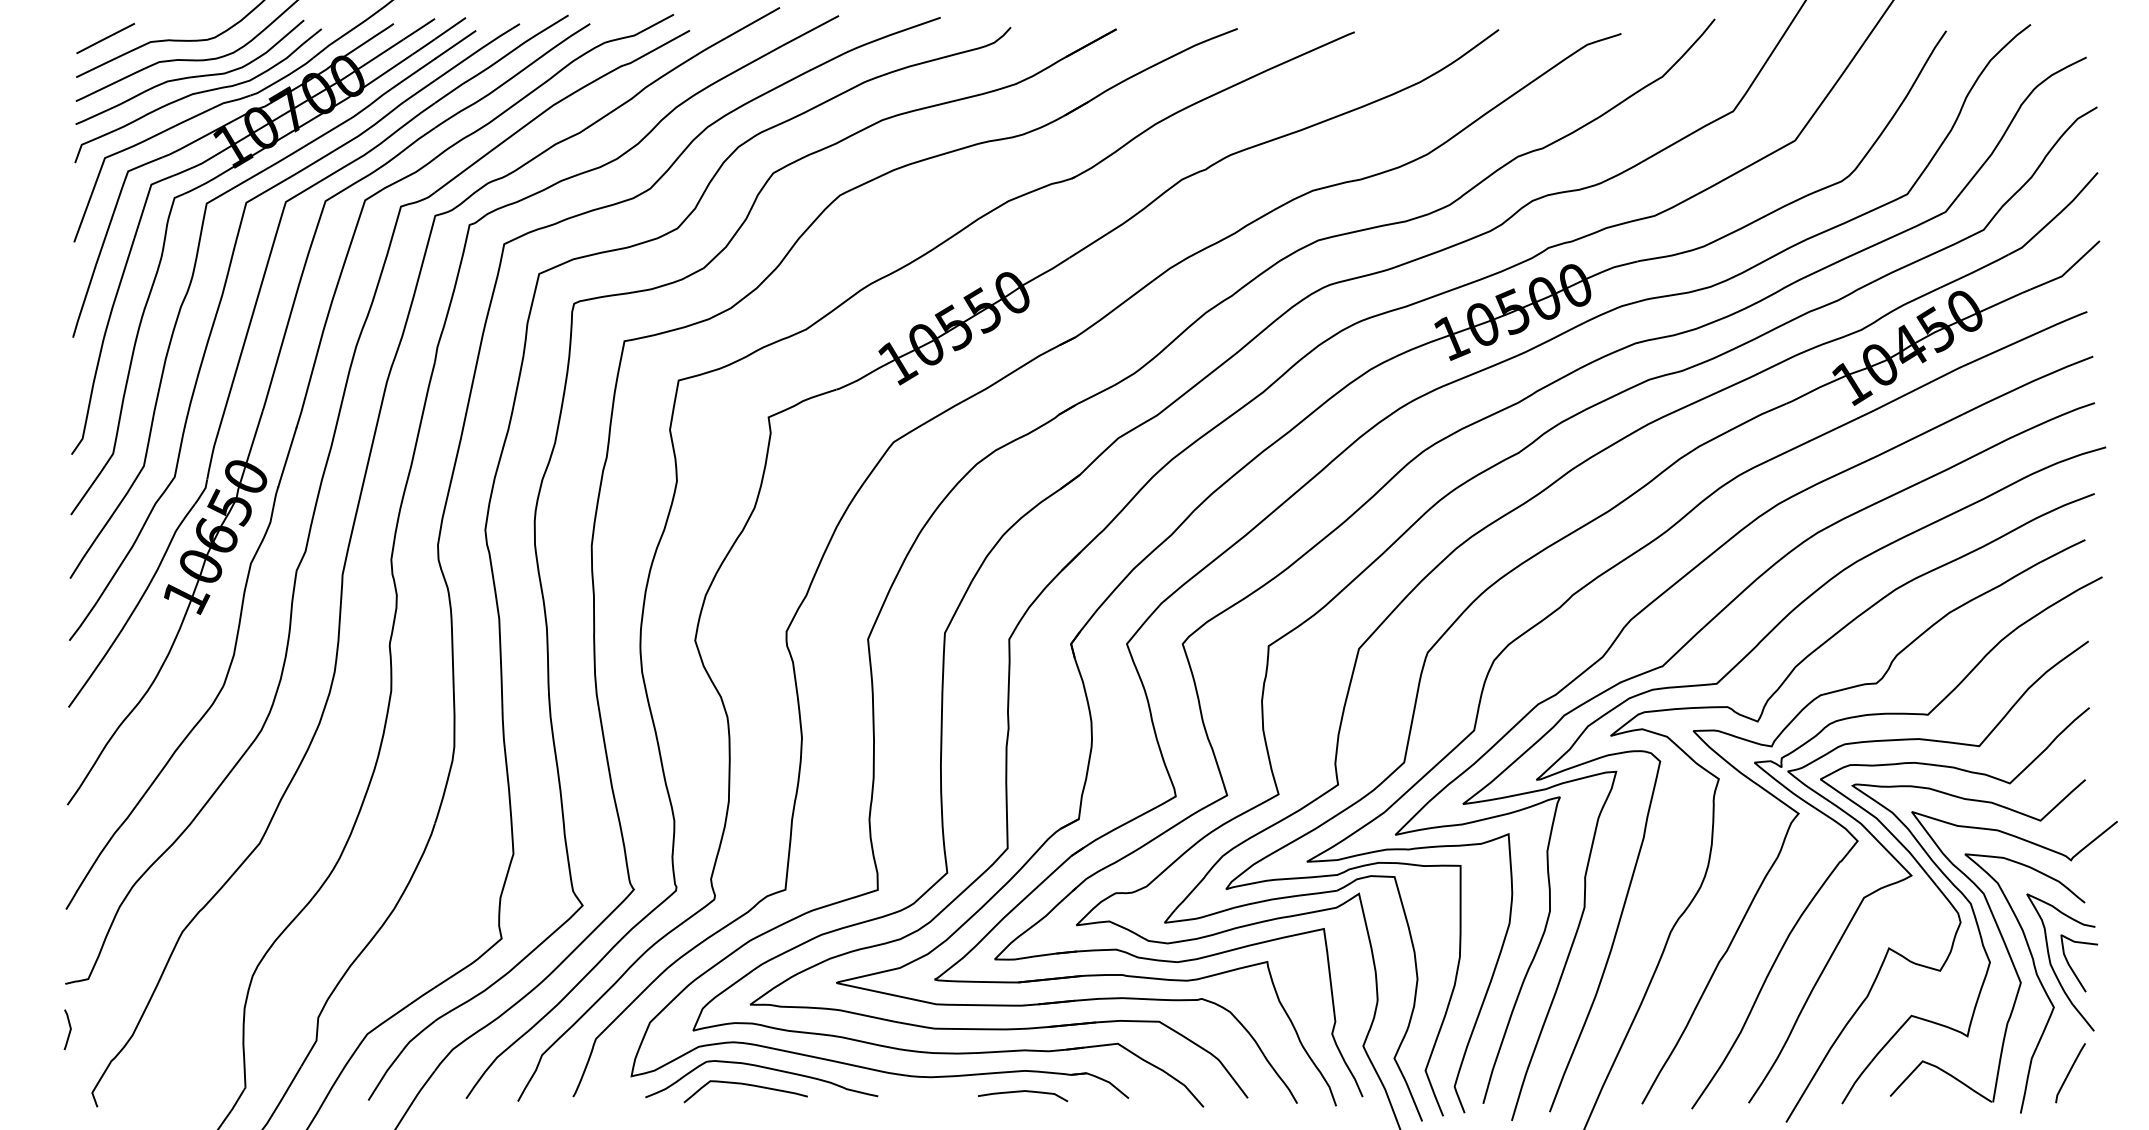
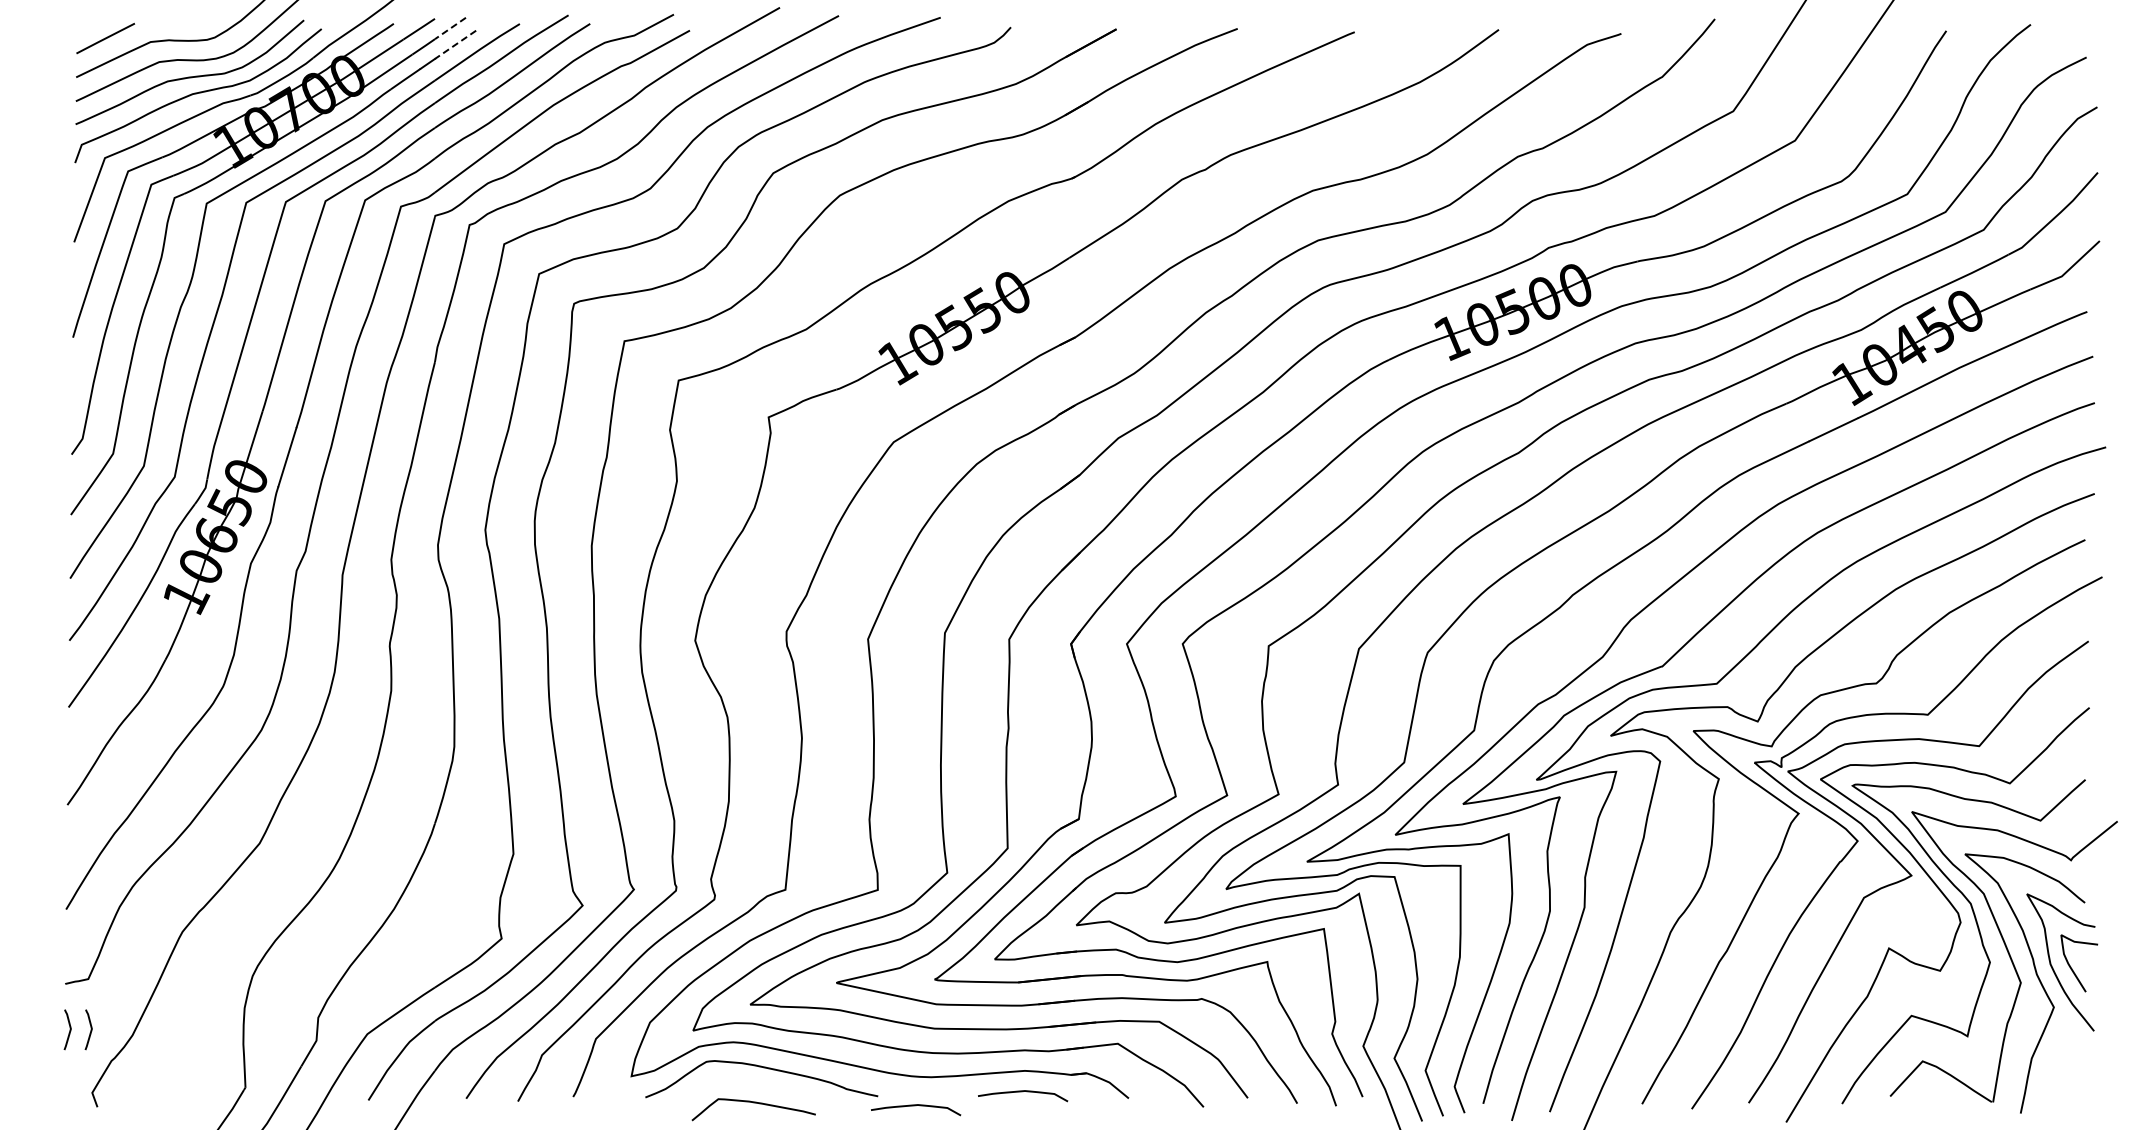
line: solid -> dashed (450, 28)
line: solid -> dashed (455, 44)
curve: none -> present (90, 1029)
curve: present -> none (2070, 1072)
curve position: (745, 1085) -> (753, 1103) (753, 1103)
curve: none -> present (915, 1106)
